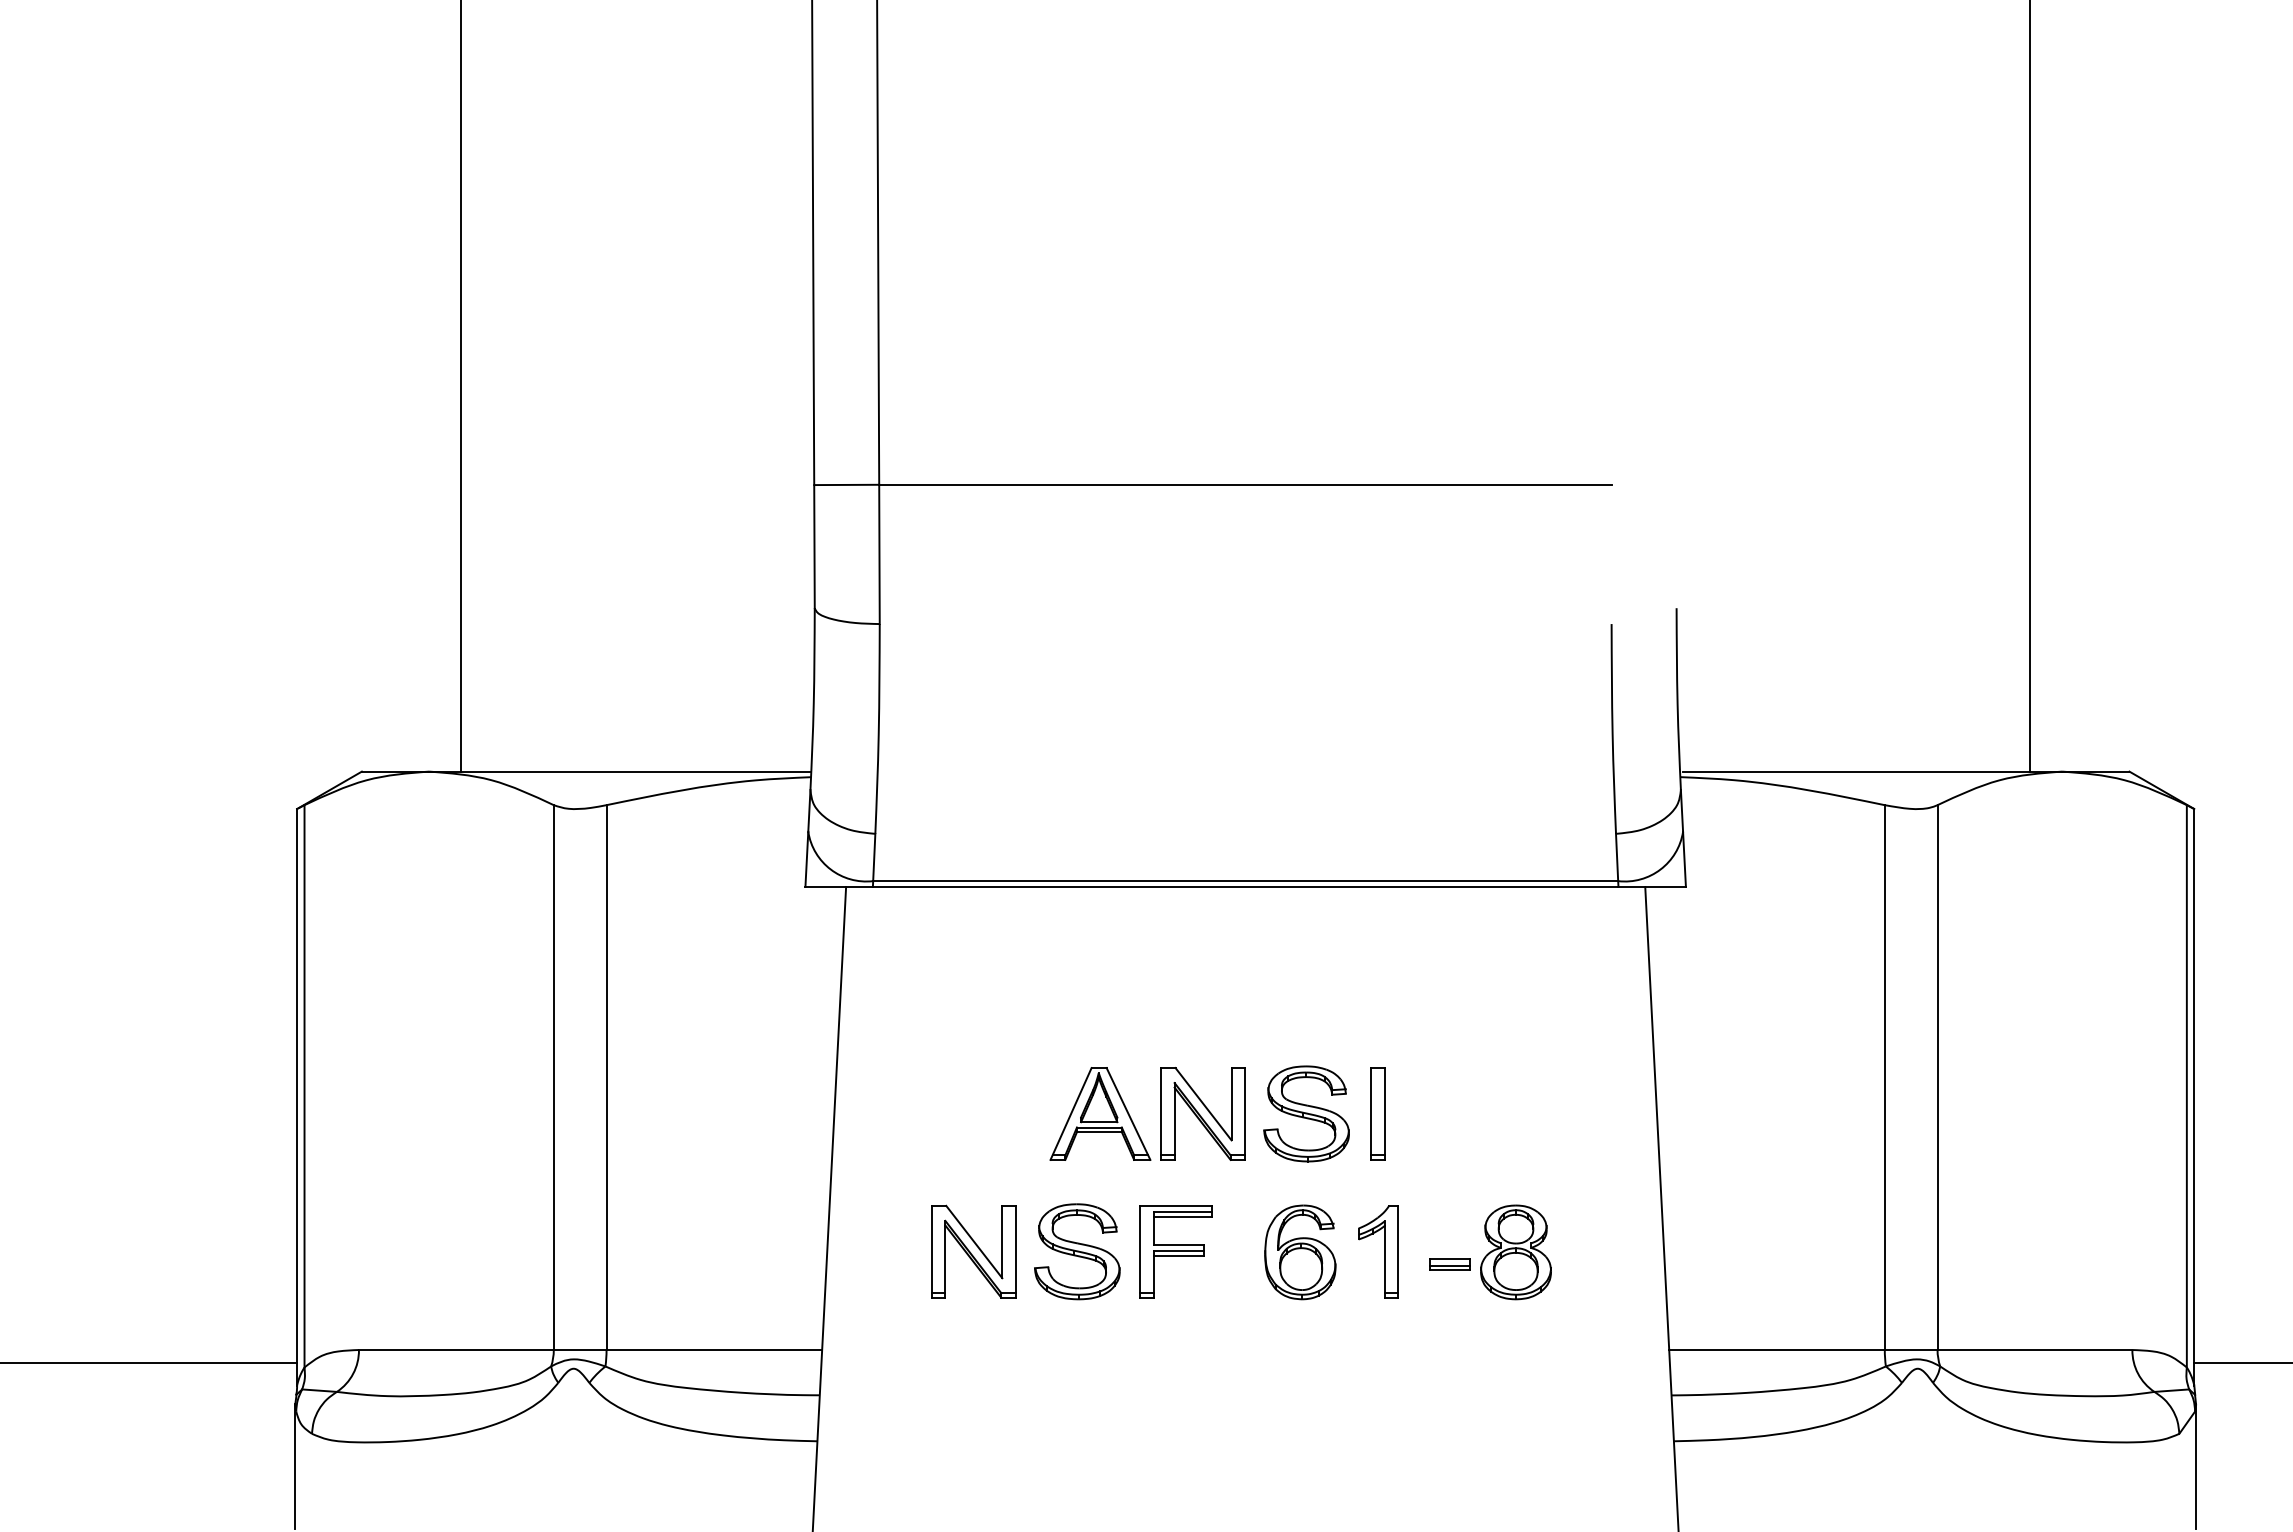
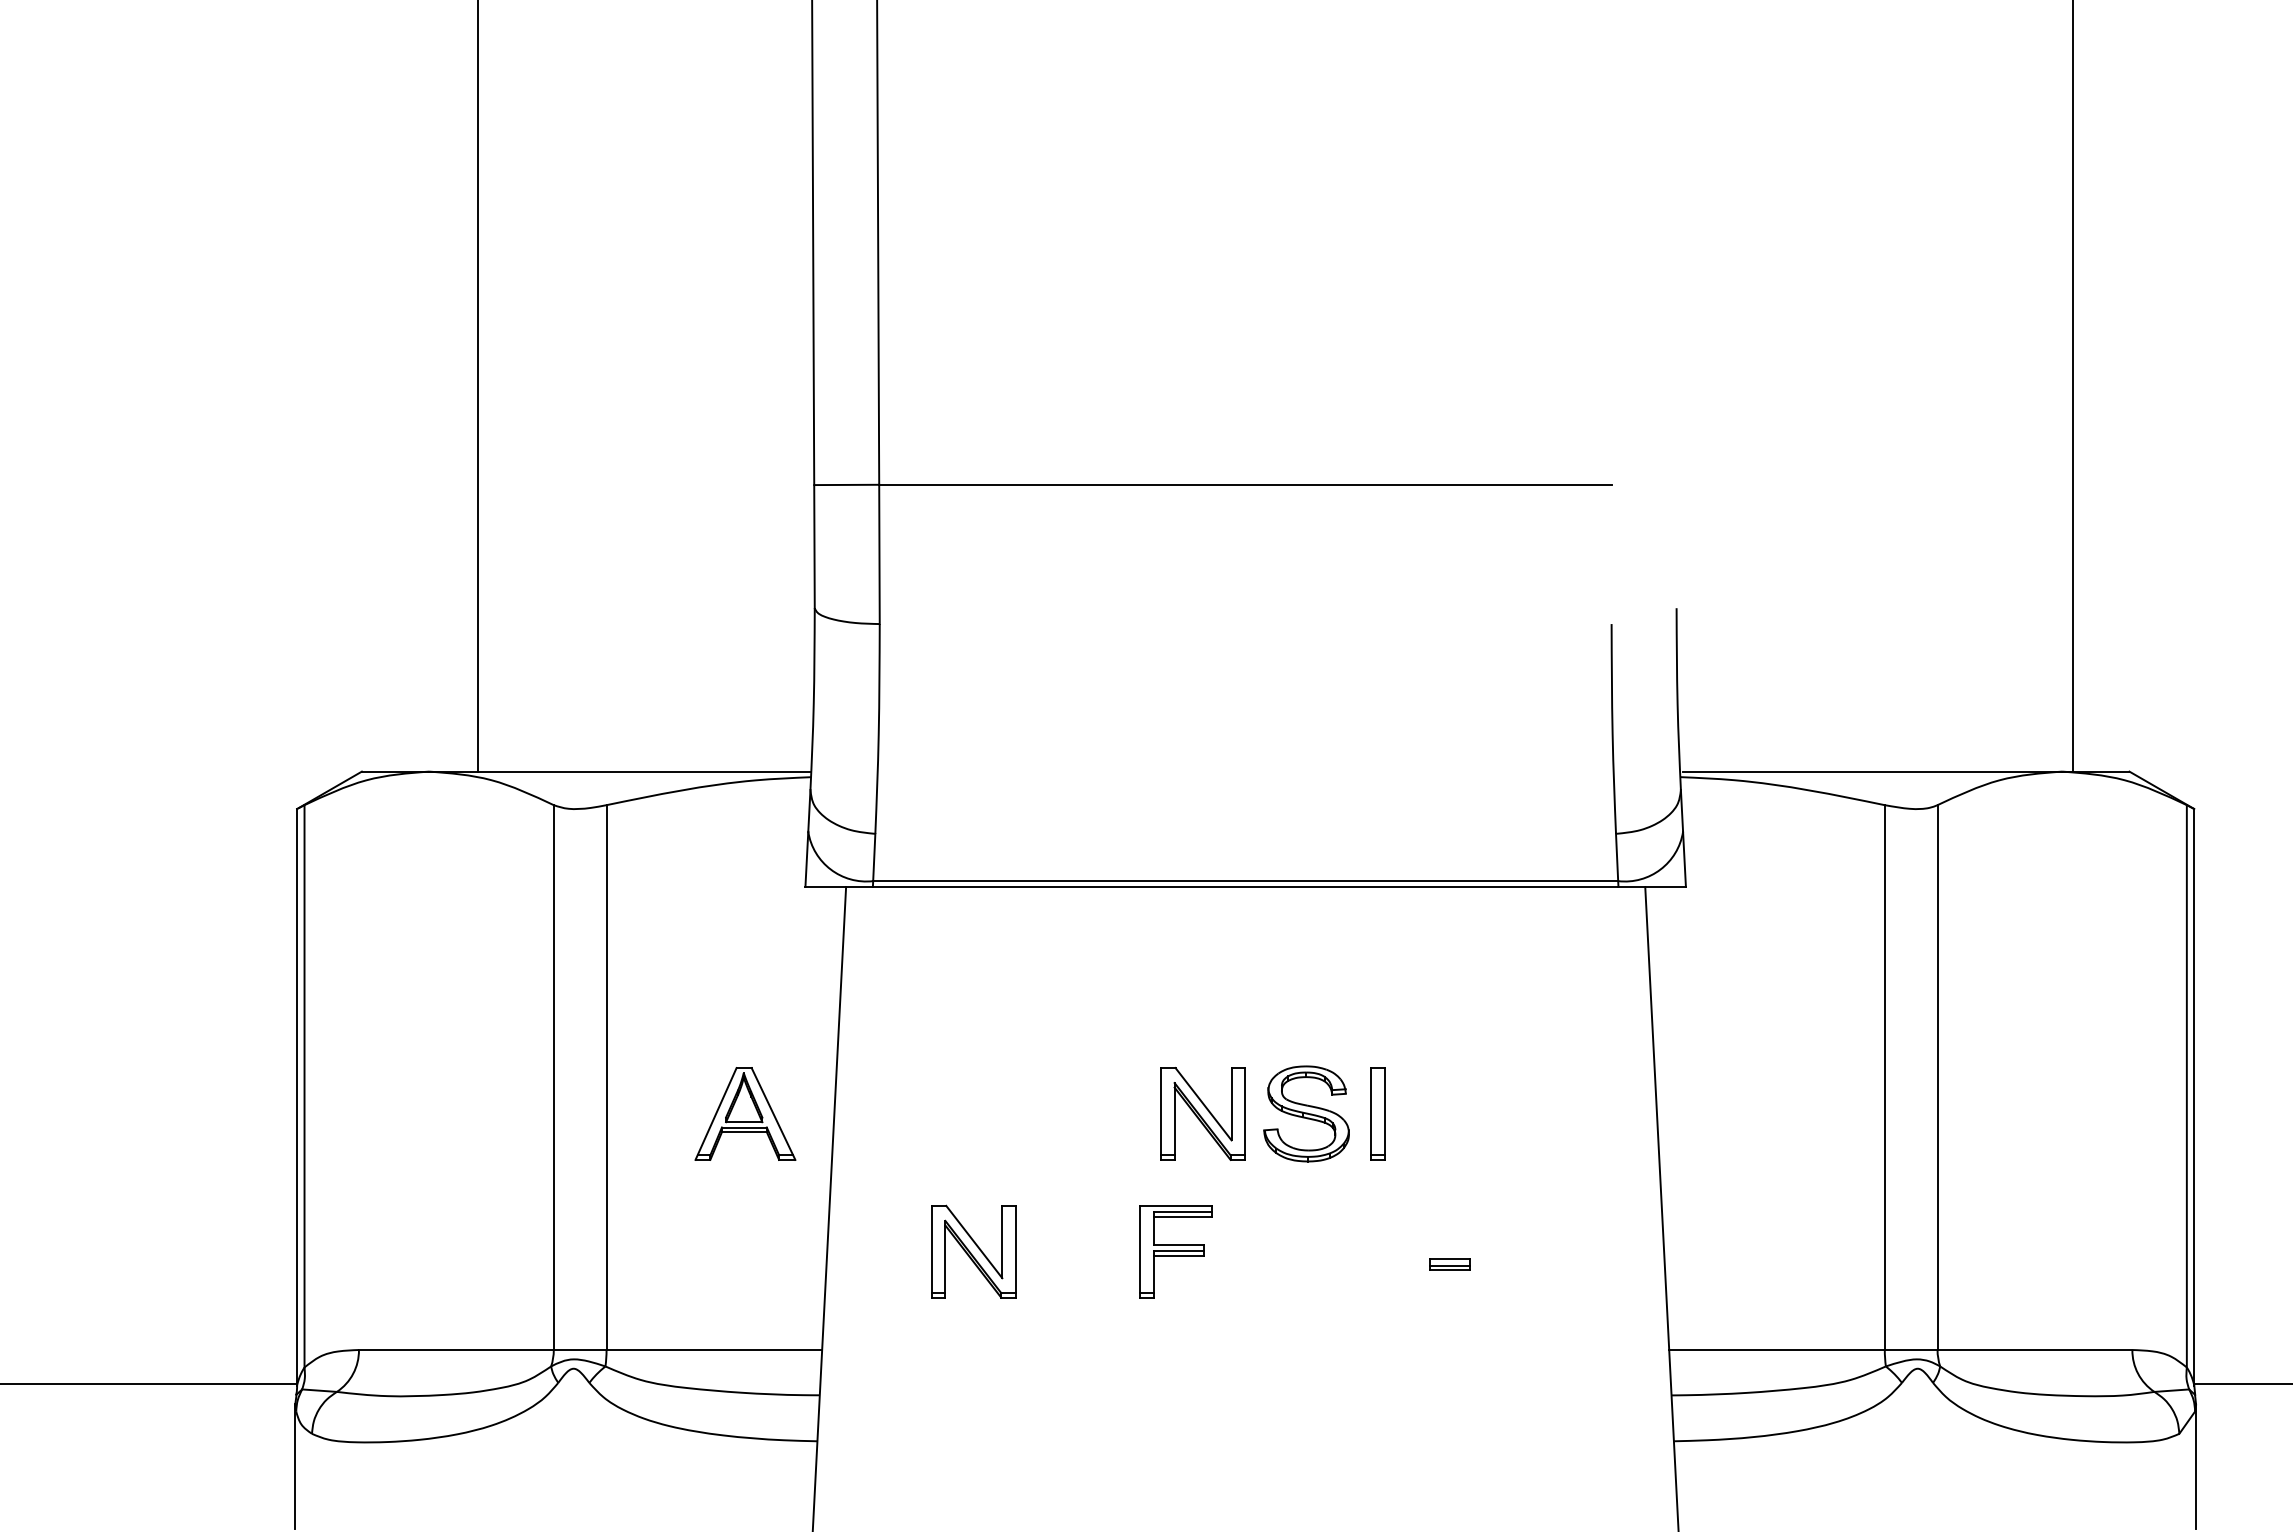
line position: (460, 386) -> (477, 386) (477, 386)
line position: (2030, 386) -> (2073, 386) (2073, 386)
part position: (1100, 1113) -> (745, 1113) (745, 1113)
part: present -> none (1077, 1251)
part: present -> none (1378, 1251)
part: present -> none (1300, 1252)
part: present -> none (1515, 1252)
line position: (149, 1363) -> (149, 1384) (149, 1384)
line position: (2241, 1363) -> (2241, 1384) (2241, 1384)
